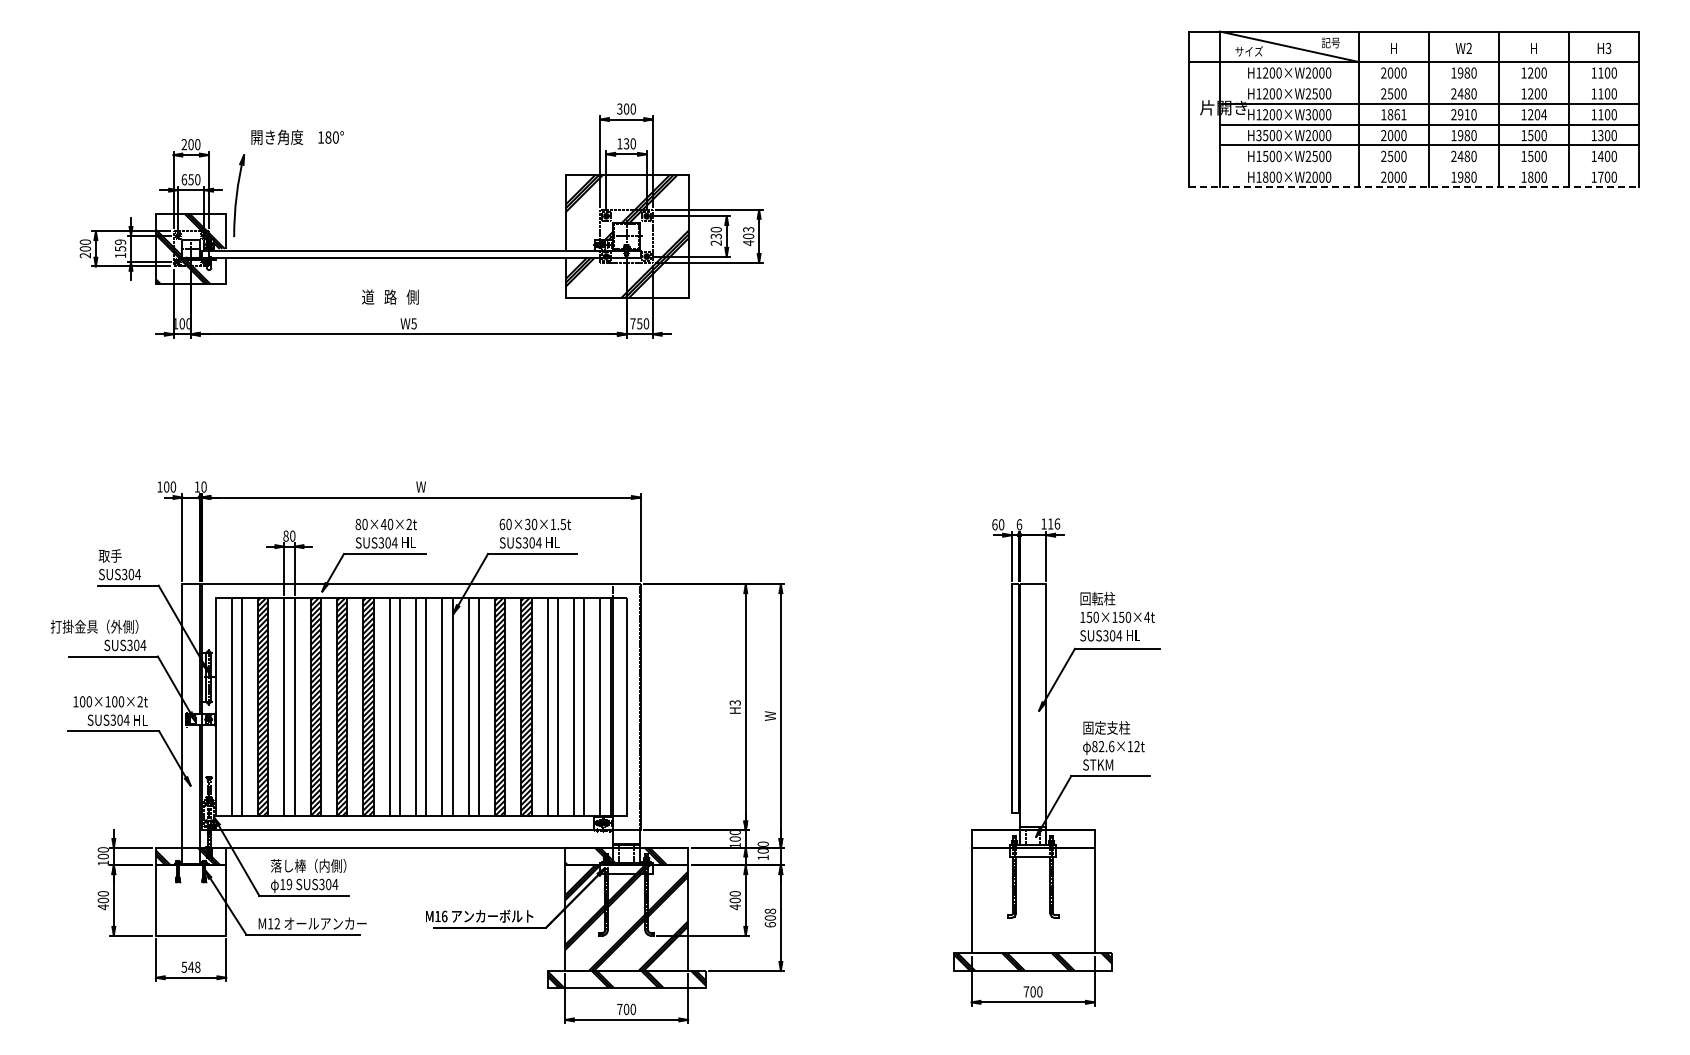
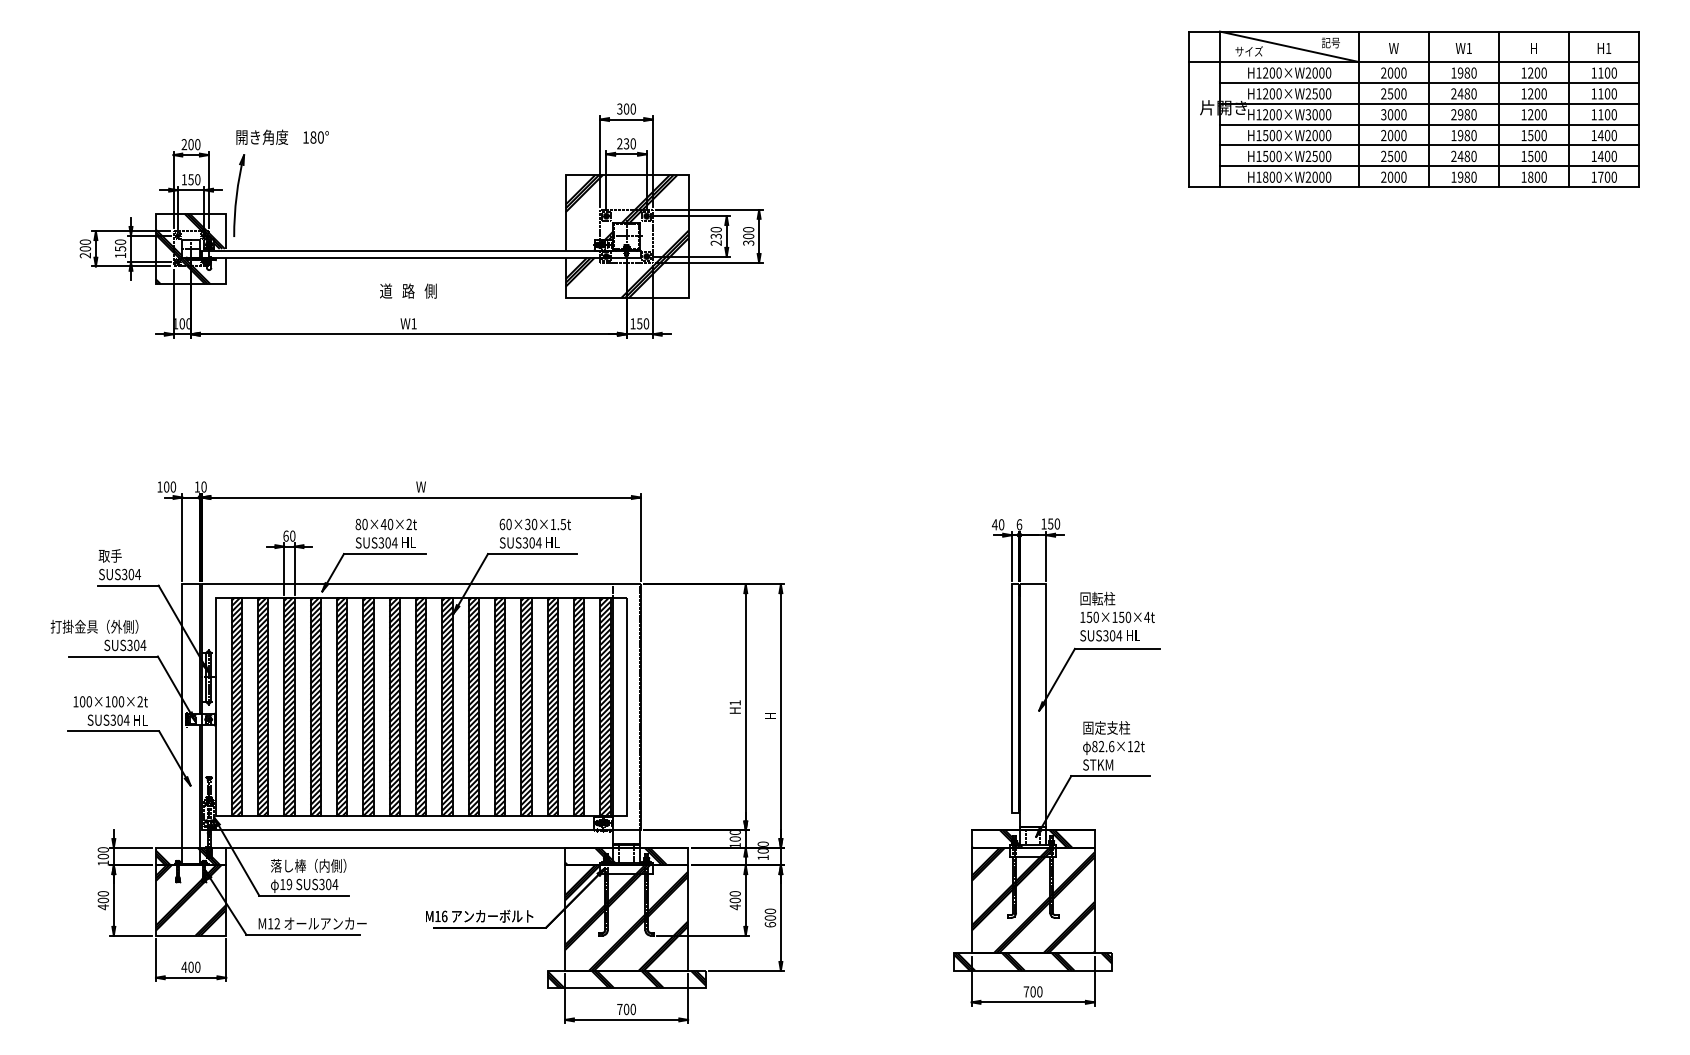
text: W2 -> W1 (1468, 47)
text: H -> W (1393, 48)
text: H3 -> H1 (1608, 48)
line: none -> present (1429, 82)
text: 1861 -> 3000 (1393, 114)
text: 2910 -> 2980 (1467, 114)
text: 1204 -> 1200 (1544, 114)
text: H3500×W2000 -> H1500×W2000 (1258, 135)
text: 1300 -> 1400 (1600, 135)
text position: (297, 136) -> (282, 136) (282, 136)
text: 130 -> 230 (619, 143)
line: none -> present (1429, 166)
text: 650 -> 150 (184, 179)
line: dashed -> solid (1414, 187)
text: 403 -> 300 (748, 236)
text: 159 -> 150 (120, 241)
text position: (390, 296) -> (408, 290) (408, 290)
text: W5 -> W1 (413, 323)
text: 750 -> 150 (632, 323)
text: 116 -> 150 (1053, 523)
text: 60 -> 40 (994, 524)
text: 80 -> 60 (285, 535)
text: H3 -> H1 (734, 702)
hatch: none -> present (236, 707)
hatch: none -> present (289, 707)
hatch: none -> present (394, 707)
hatch: none -> present (420, 707)
hatch: none -> present (447, 707)
hatch: none -> present (473, 707)
hatch: none -> present (552, 707)
hatch: none -> present (578, 707)
hatch: none -> present (605, 707)
text: W -> H (770, 715)
hatch: none -> present (1021, 838)
hatch: none -> present (190, 900)
hatch: none -> present (1032, 900)
text: 608 -> 600 (770, 911)
text: 548 -> 400 (190, 966)
